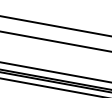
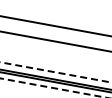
line: solid -> dashed (56, 72)
line: solid -> dashed (53, 88)
